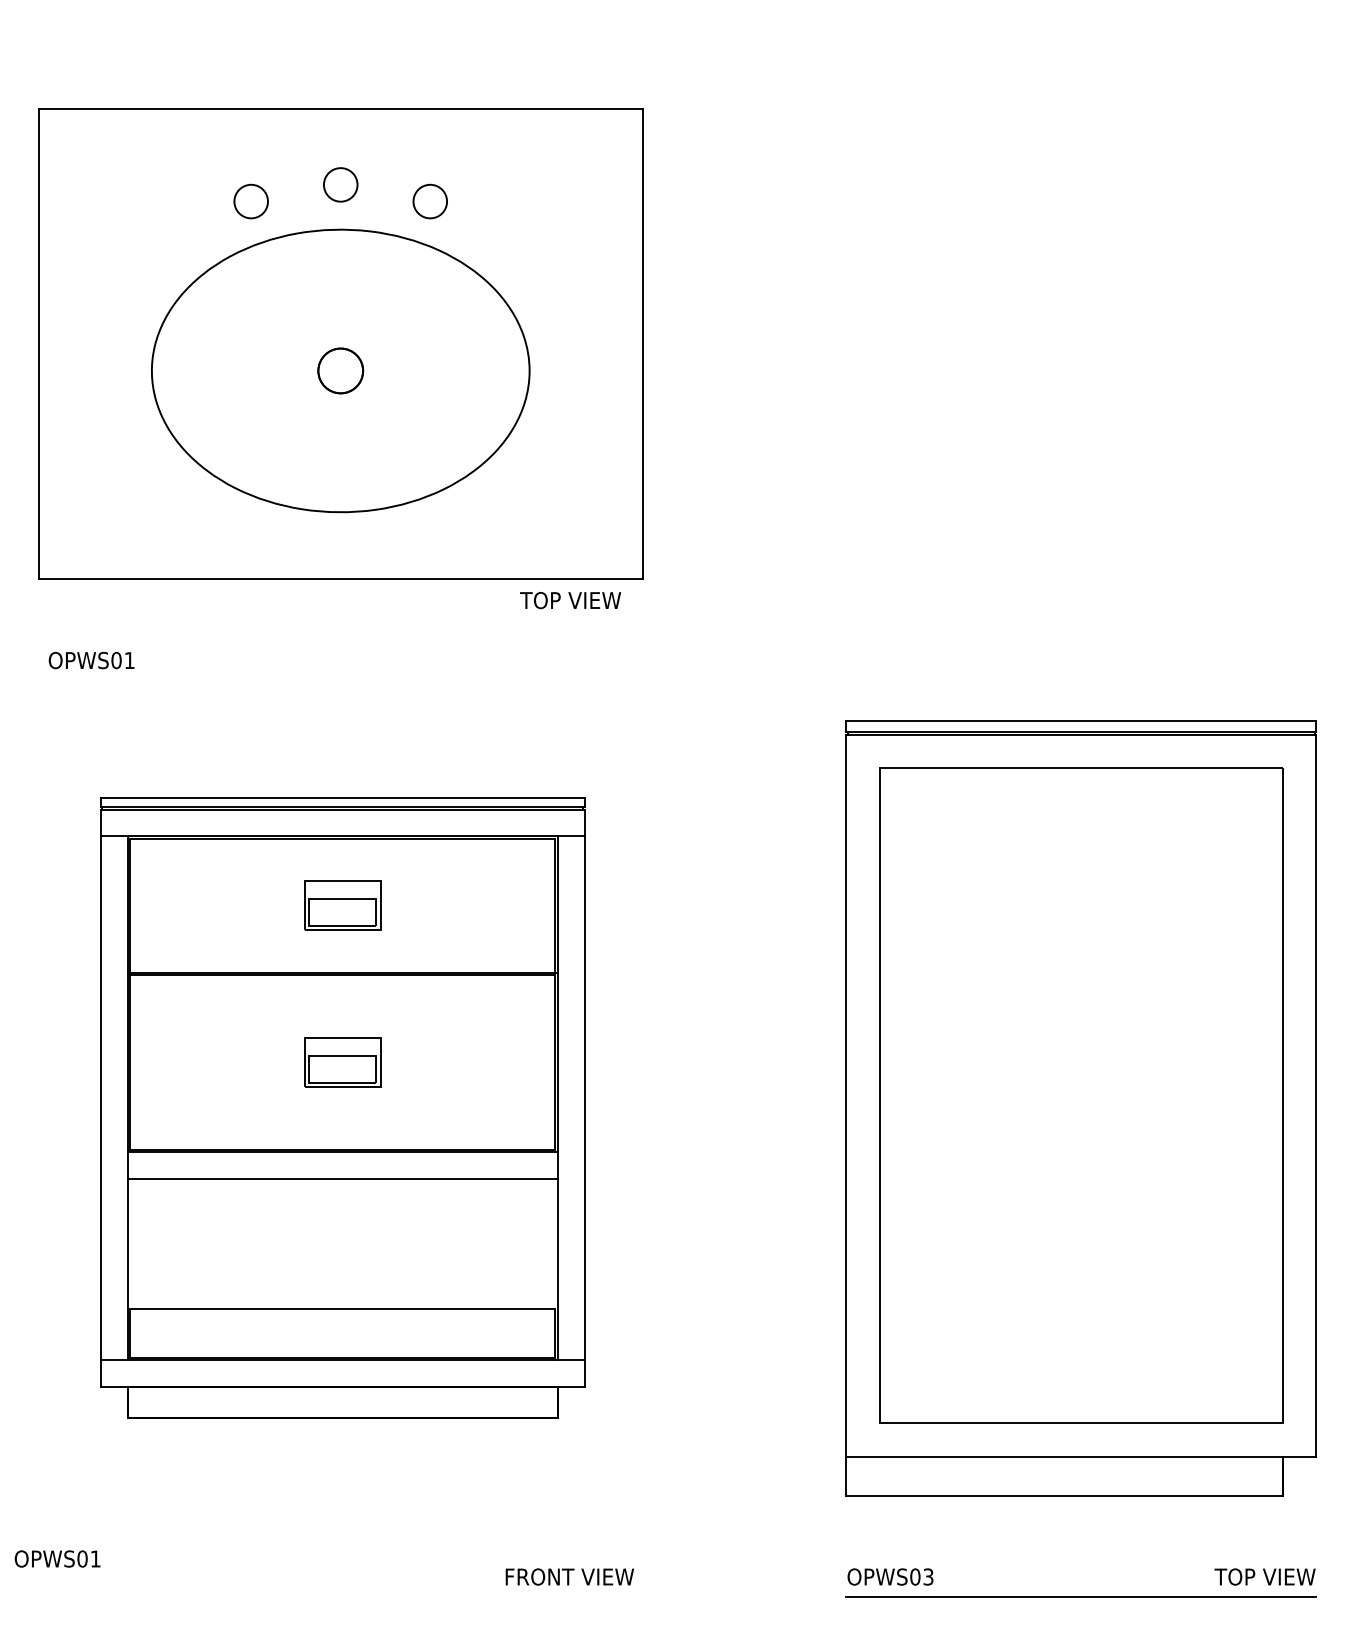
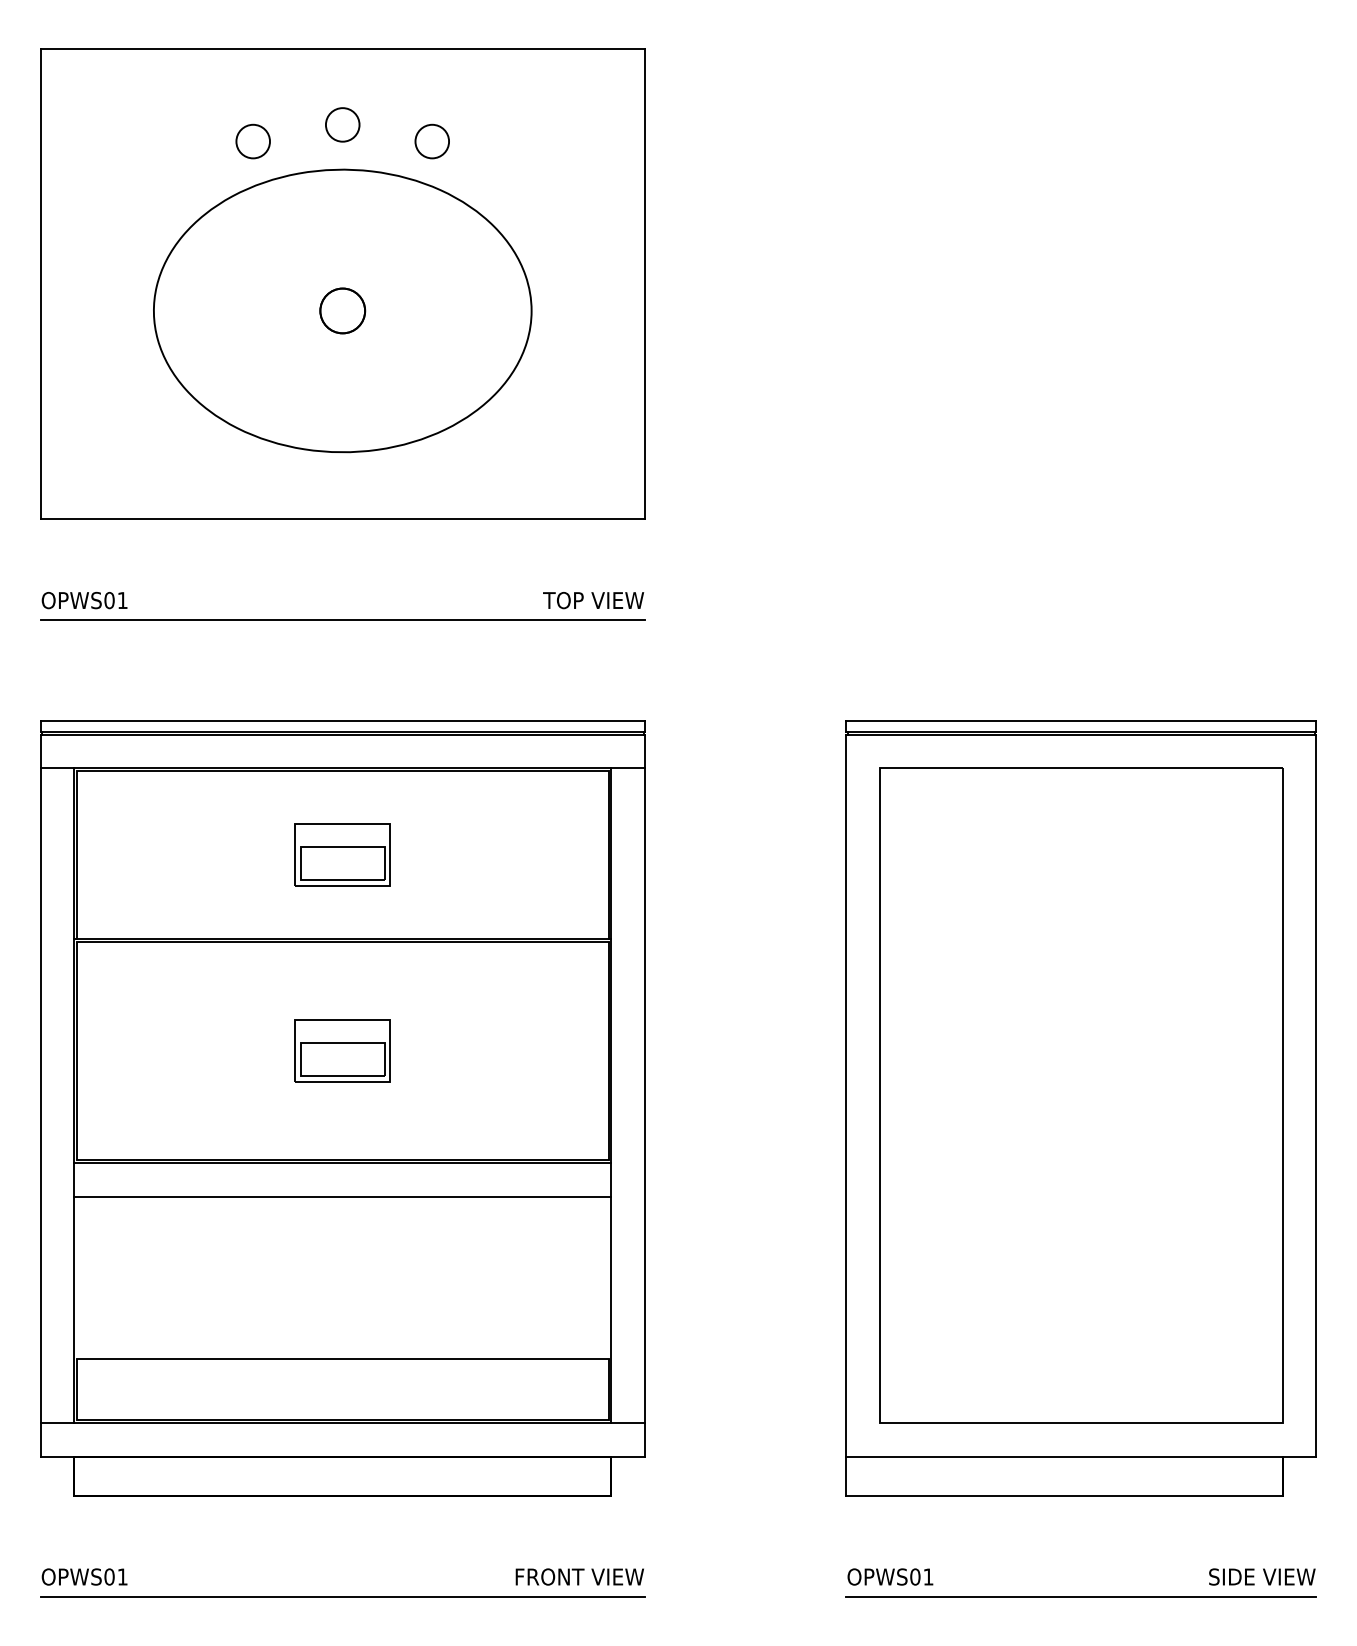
part position: (340, 343) -> (342, 283) (342, 283)
text position: (570, 600) -> (593, 600) (593, 600)
line: none -> present (342, 620)
text position: (91, 660) -> (84, 600) (84, 600)
part size: 486x622 px -> 606x777 px (342, 1108)
text position: (57, 1558) -> (84, 1576) (84, 1576)
text position: (569, 1576) -> (579, 1576) (579, 1576)
text: OPWS03 -> OPWS01 (928, 1576)
text: TOP VIEW -> SIDE VIEW (1232, 1576)
line: none -> present (342, 1596)
